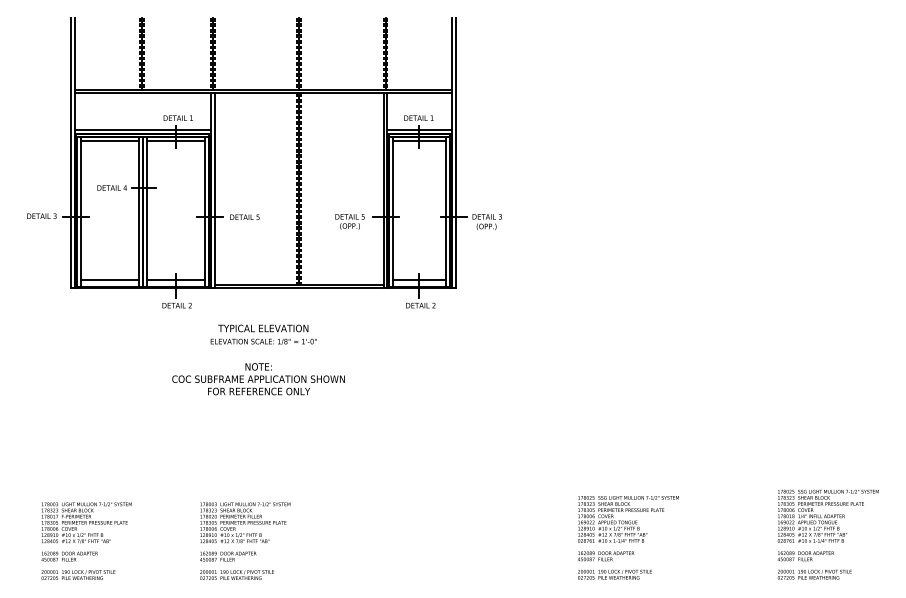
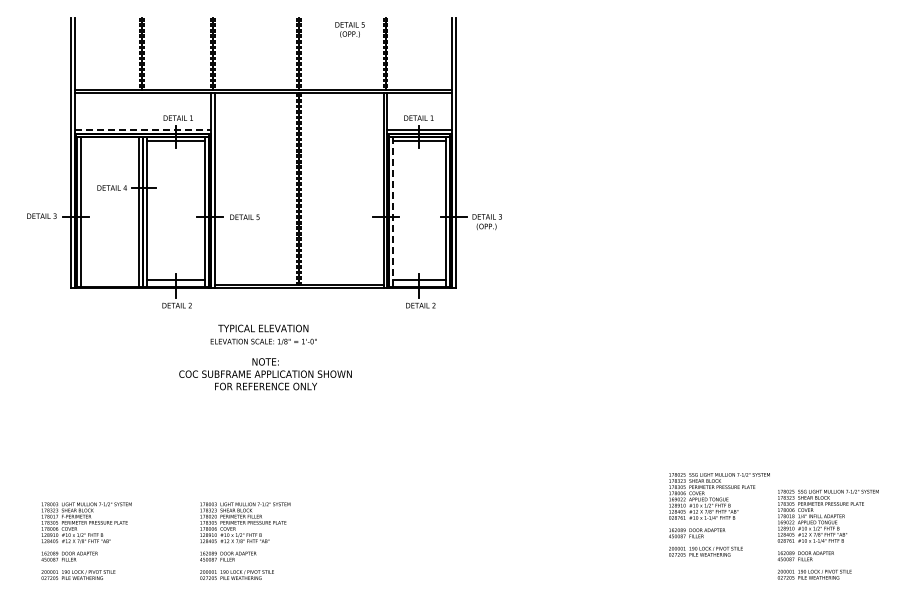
line: solid -> dashed (142, 129)
line: present -> none (109, 141)
line: solid -> dashed (393, 212)
text position: (349, 221) -> (349, 29) (349, 29)
line: present -> none (109, 279)
text position: (258, 379) -> (265, 374) (265, 374)
text position: (628, 537) -> (719, 514) (719, 514)
